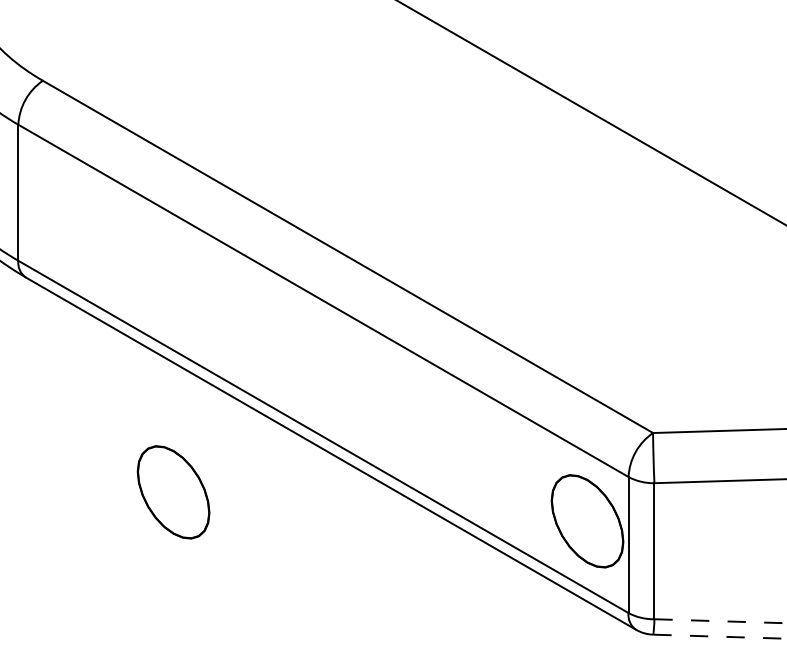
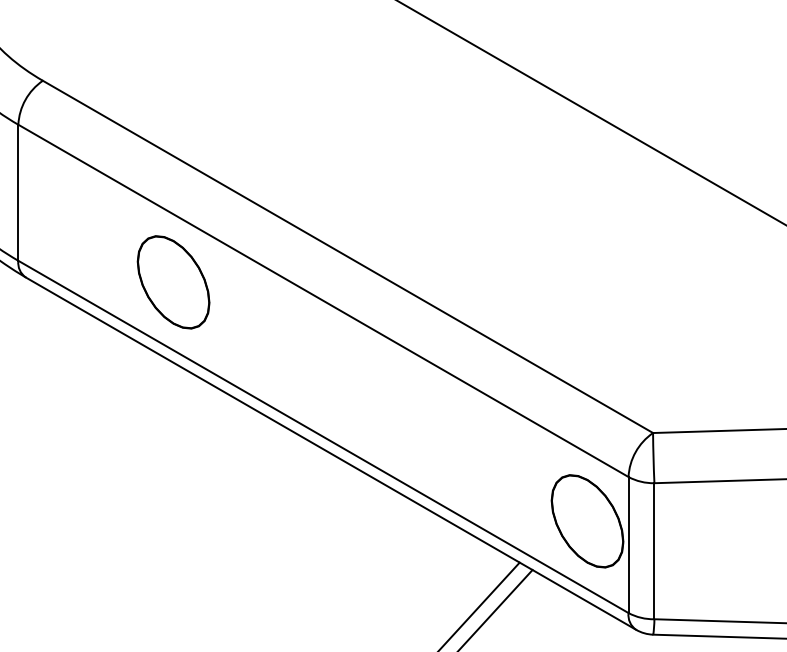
part position: (173, 492) -> (173, 282) (173, 282)
line: none -> present (479, 605)
line: none -> present (496, 609)
line: dashed -> solid (720, 621)
line: dashed -> solid (720, 636)
